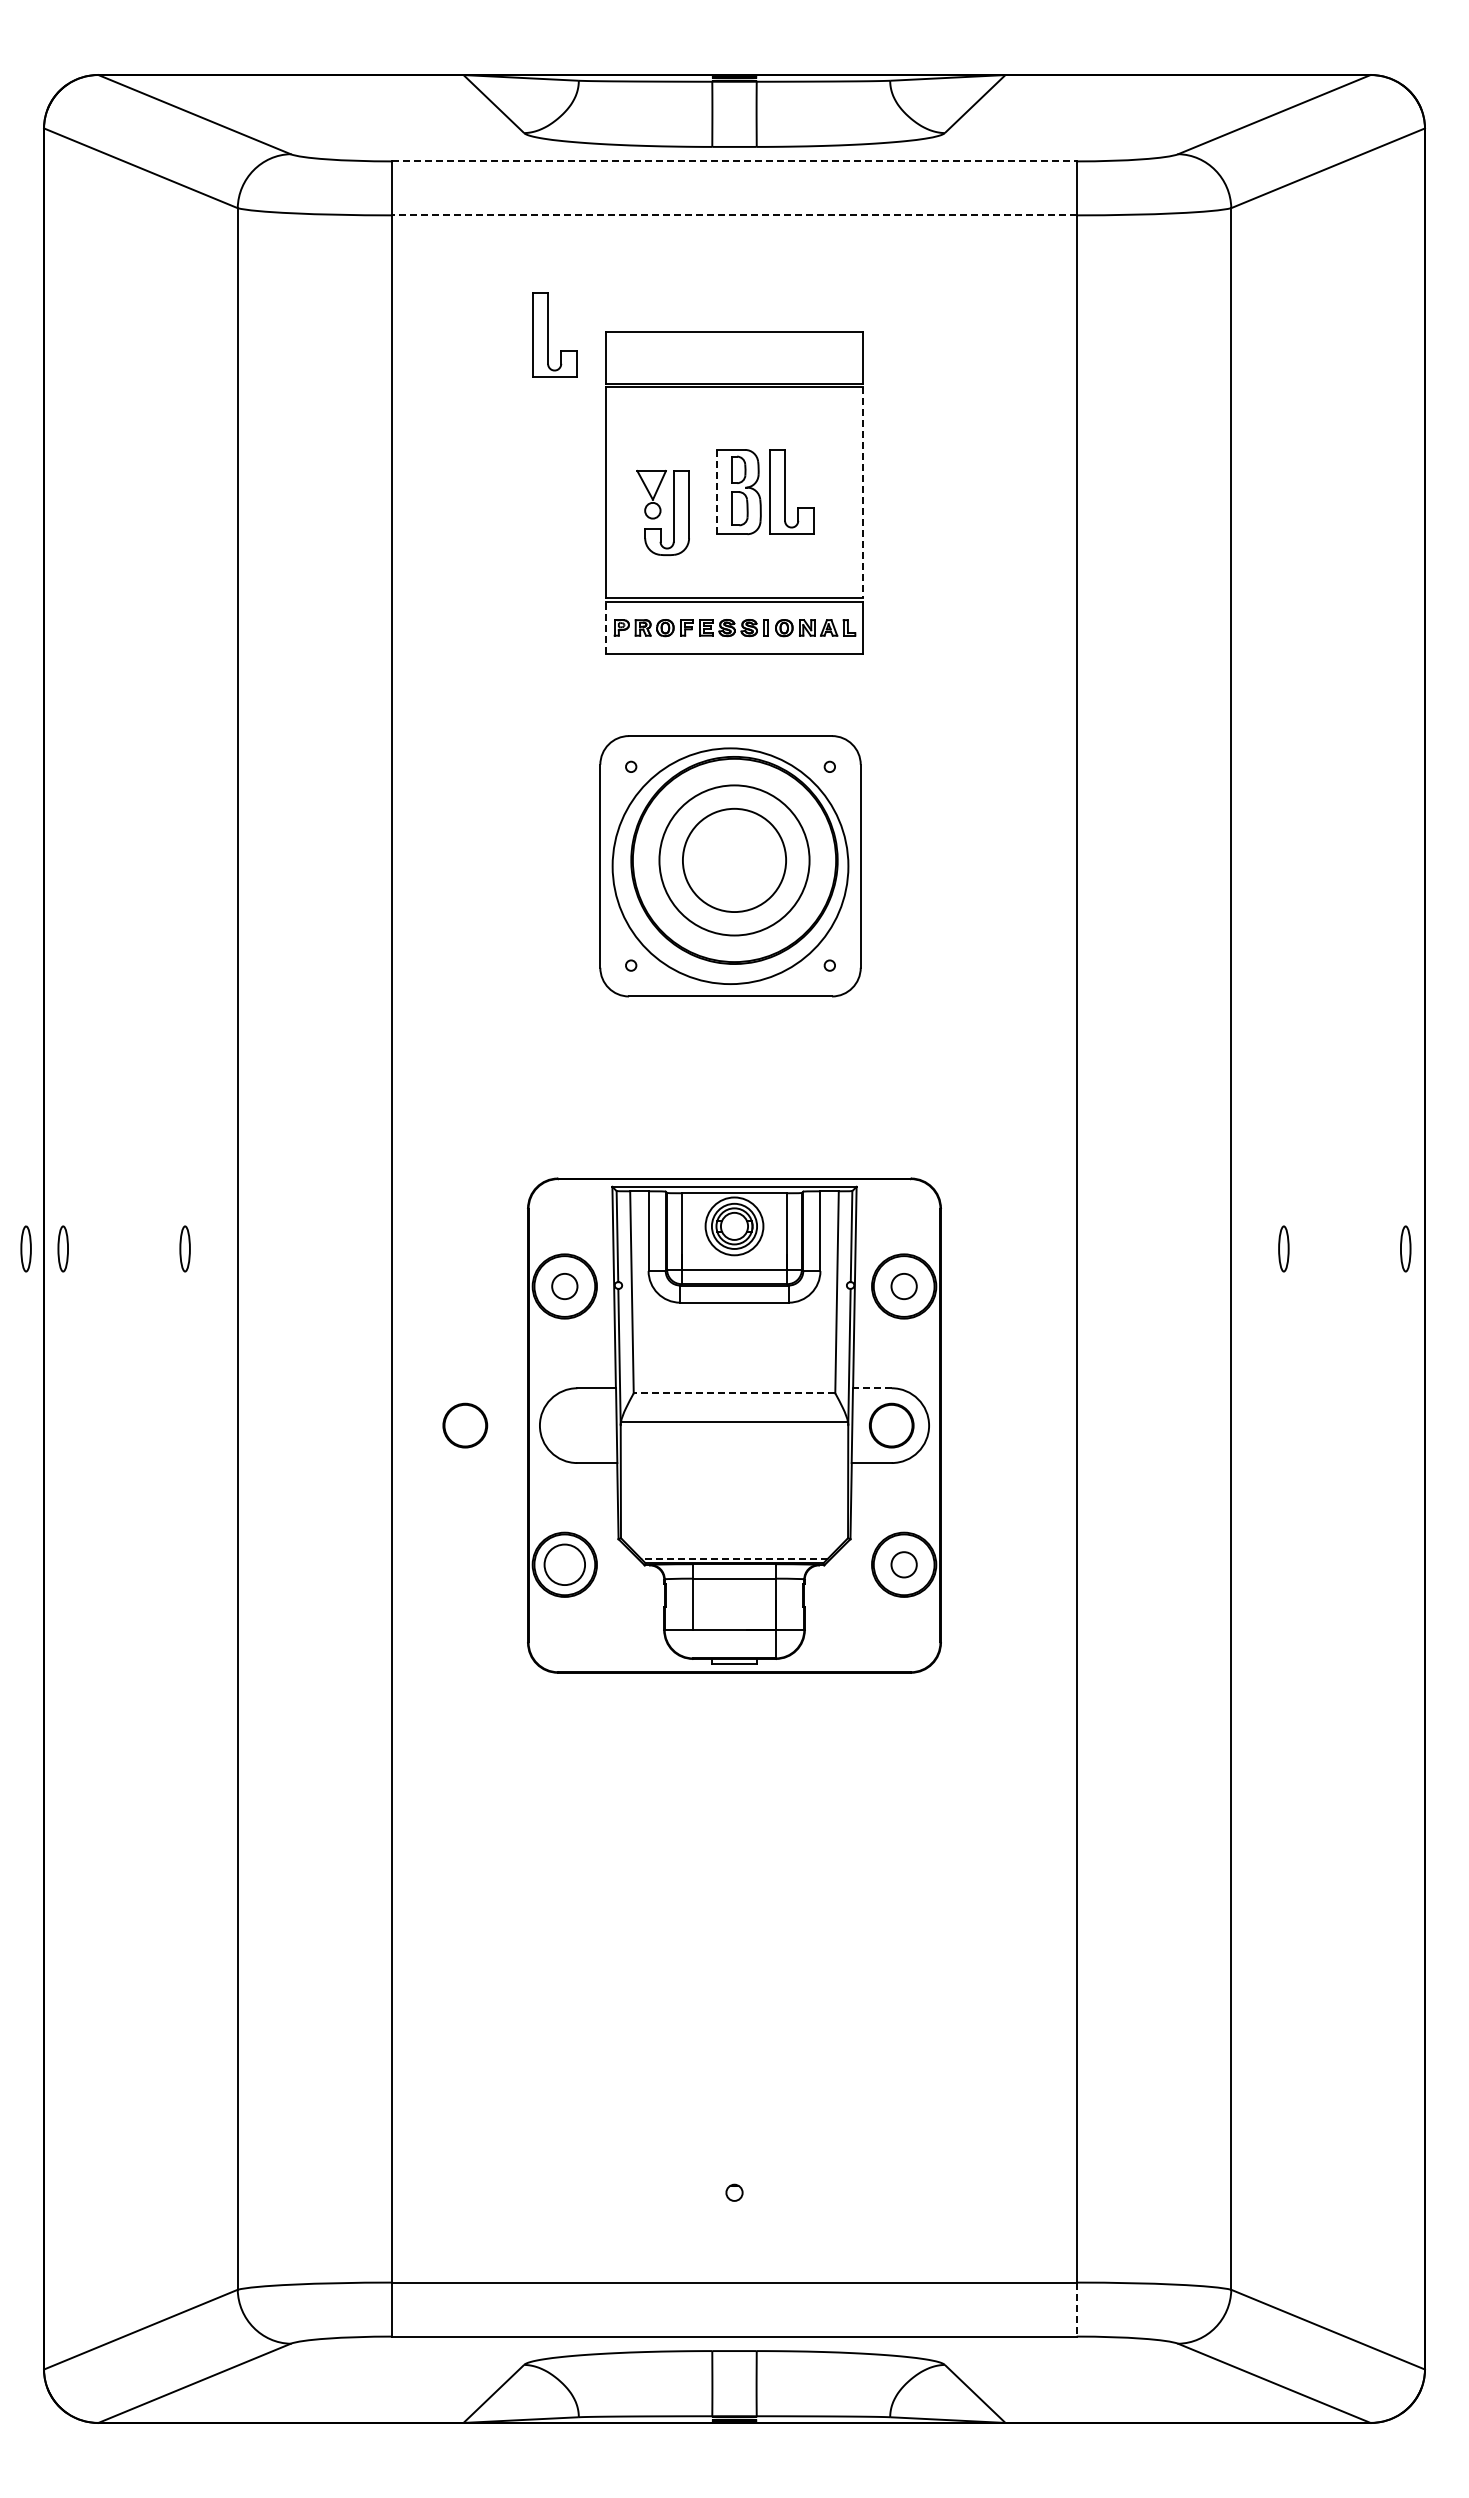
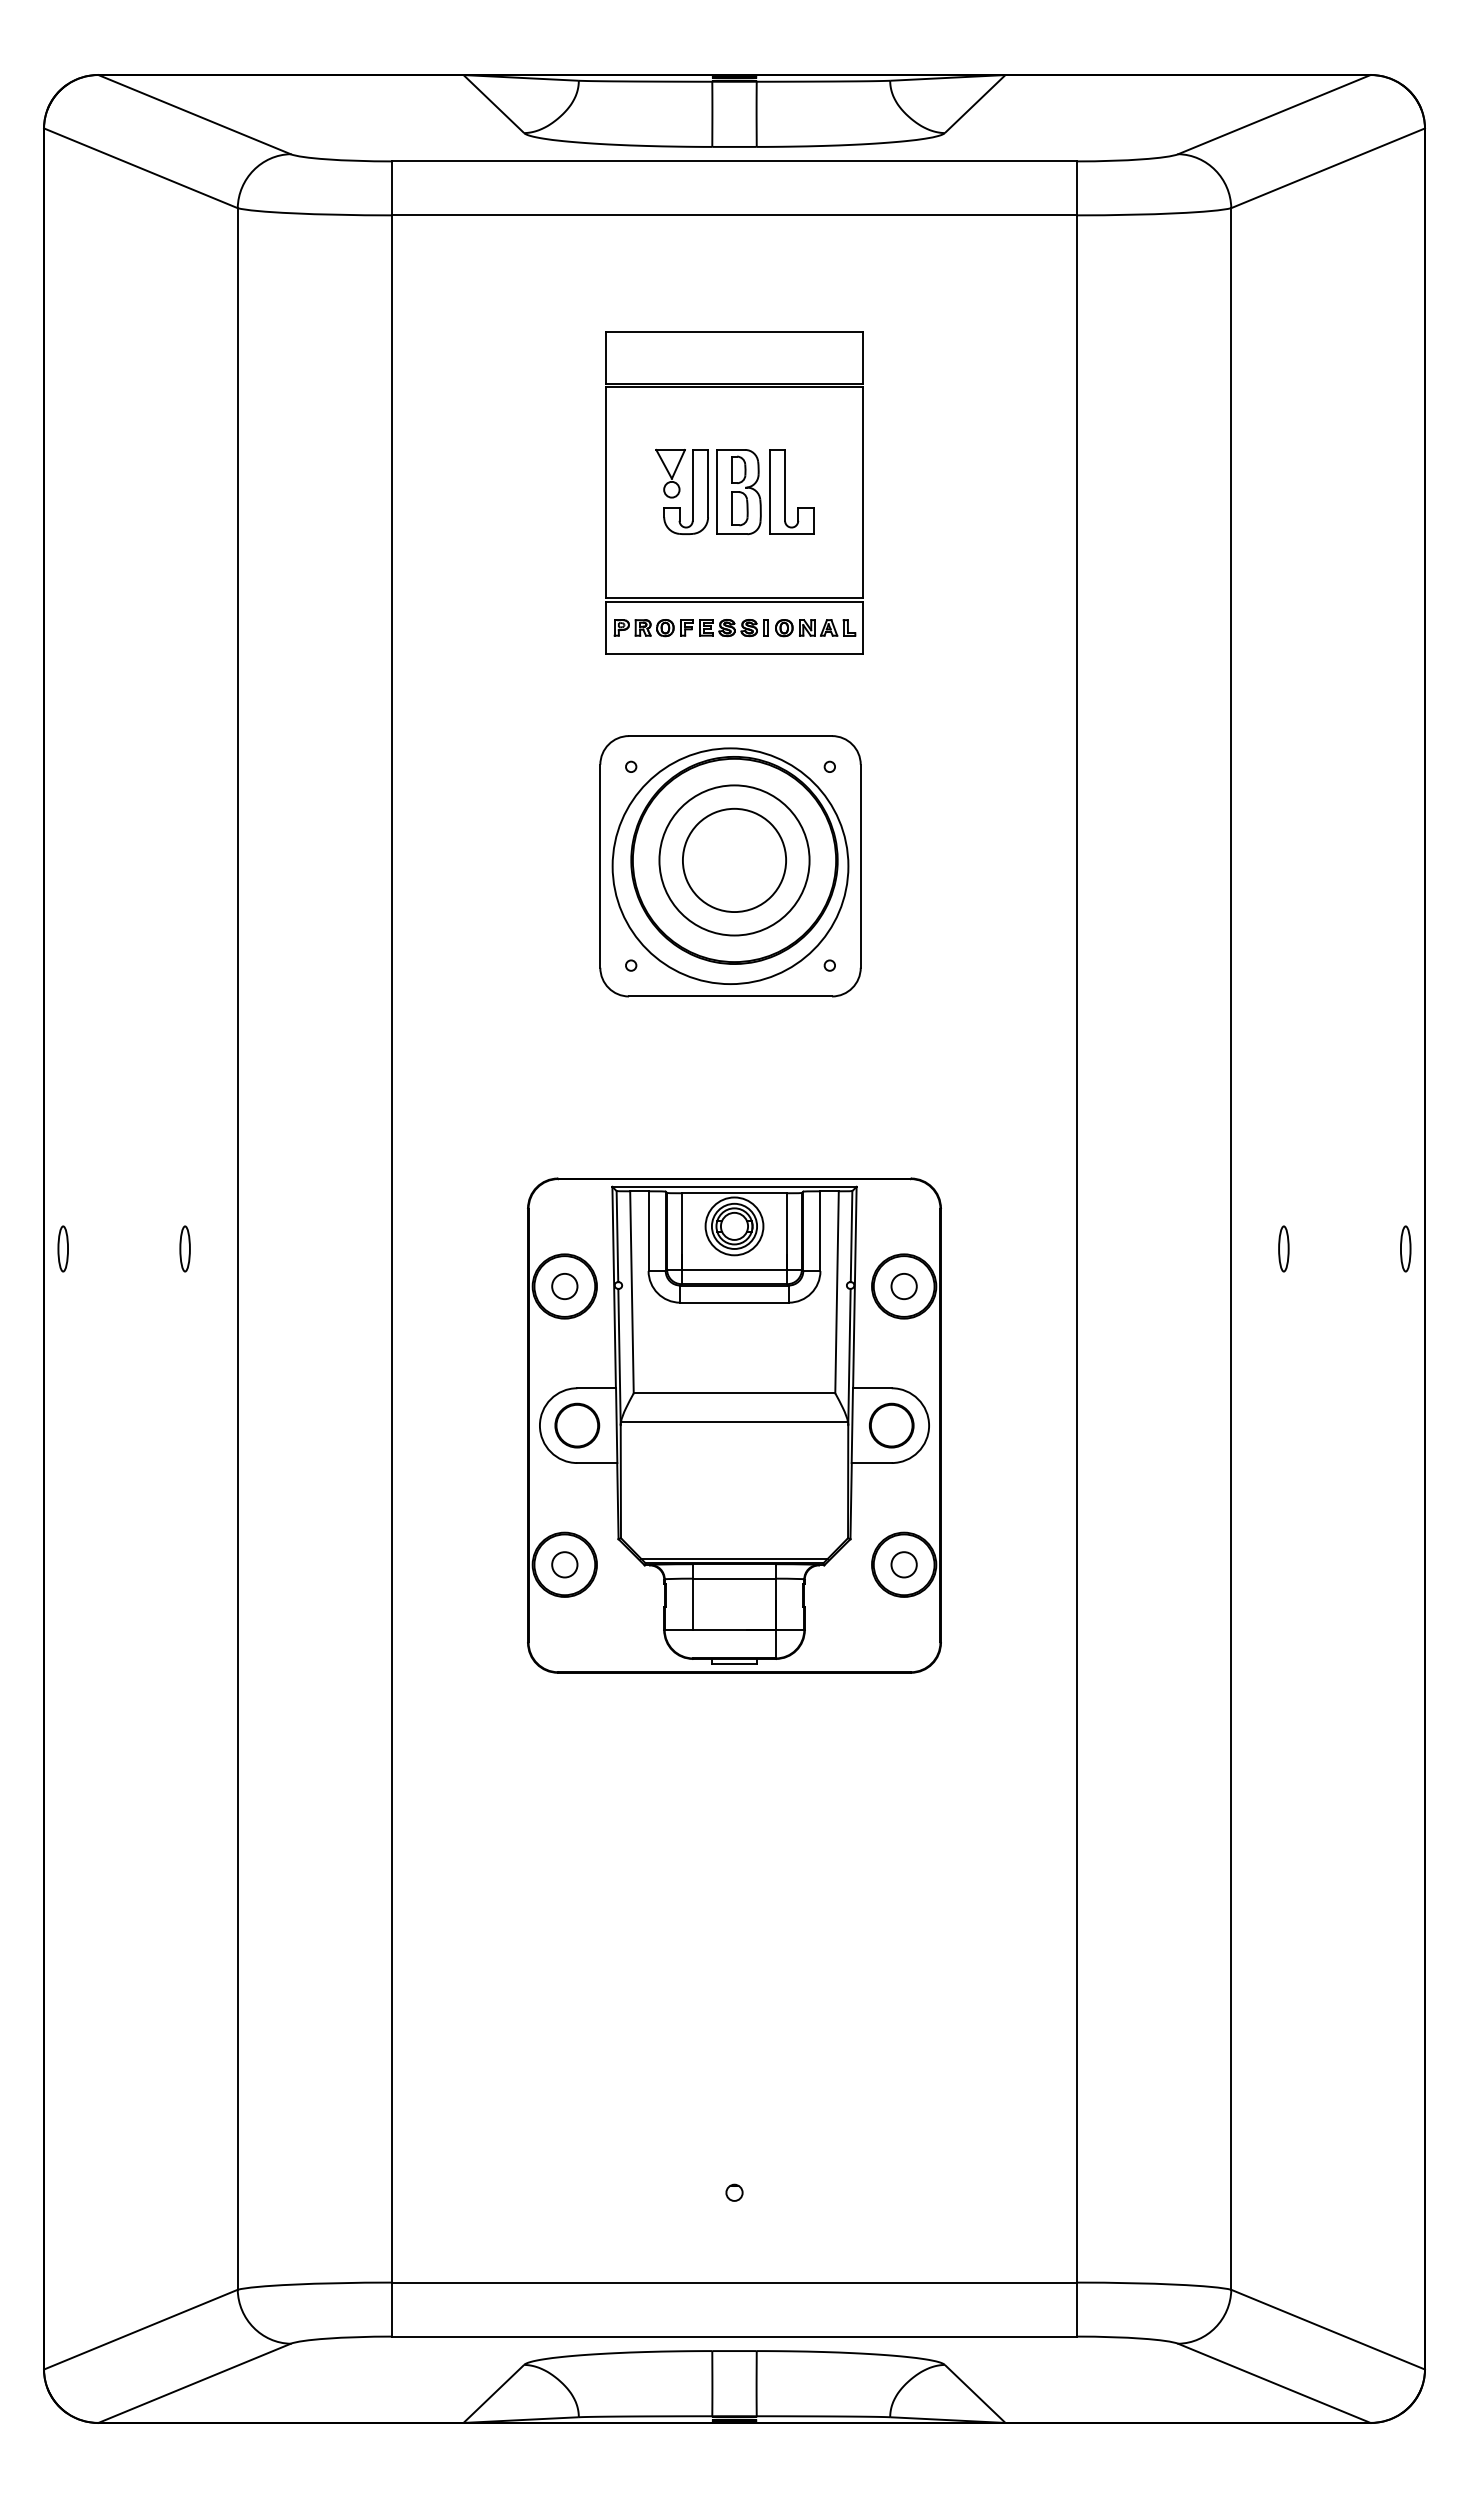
line: dashed -> solid (734, 161)
line: dashed -> solid (734, 215)
part: present -> none (554, 334)
line: dashed -> solid (716, 492)
line: dashed -> solid (862, 492)
part position: (662, 512) -> (681, 491) (681, 491)
line: dashed -> solid (606, 628)
part: present -> none (25, 1248)
line: dashed -> solid (871, 1388)
line: dashed -> solid (734, 1393)
part position: (465, 1425) -> (577, 1425) (577, 1425)
line: dashed -> solid (734, 1558)
circle diameter: 41 px -> 25 px (564, 1564)
line: dashed -> solid (1076, 2309)
